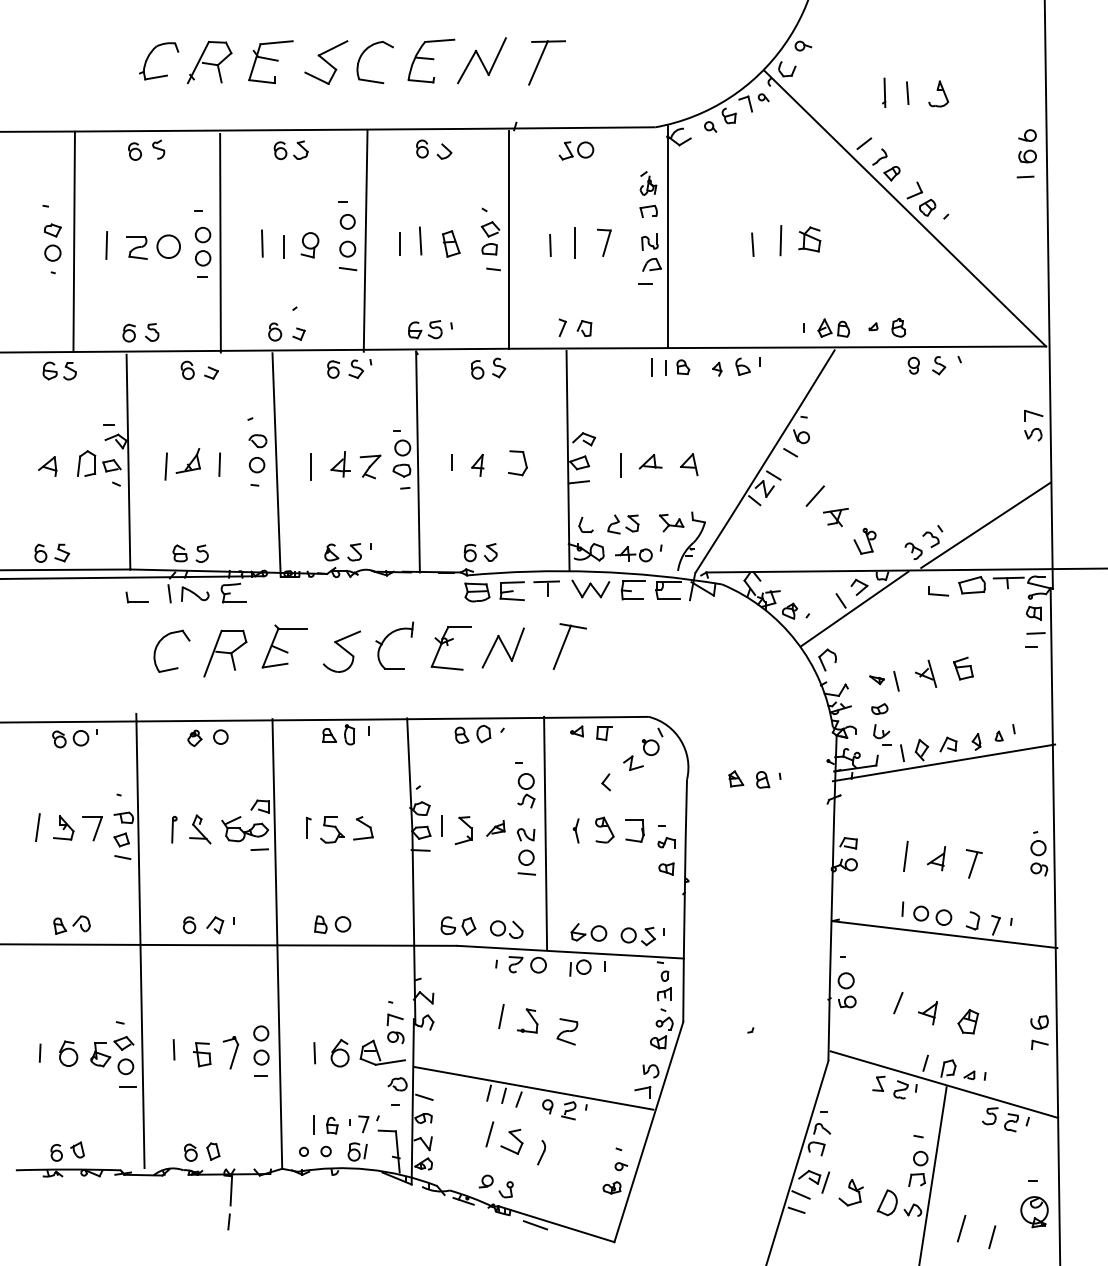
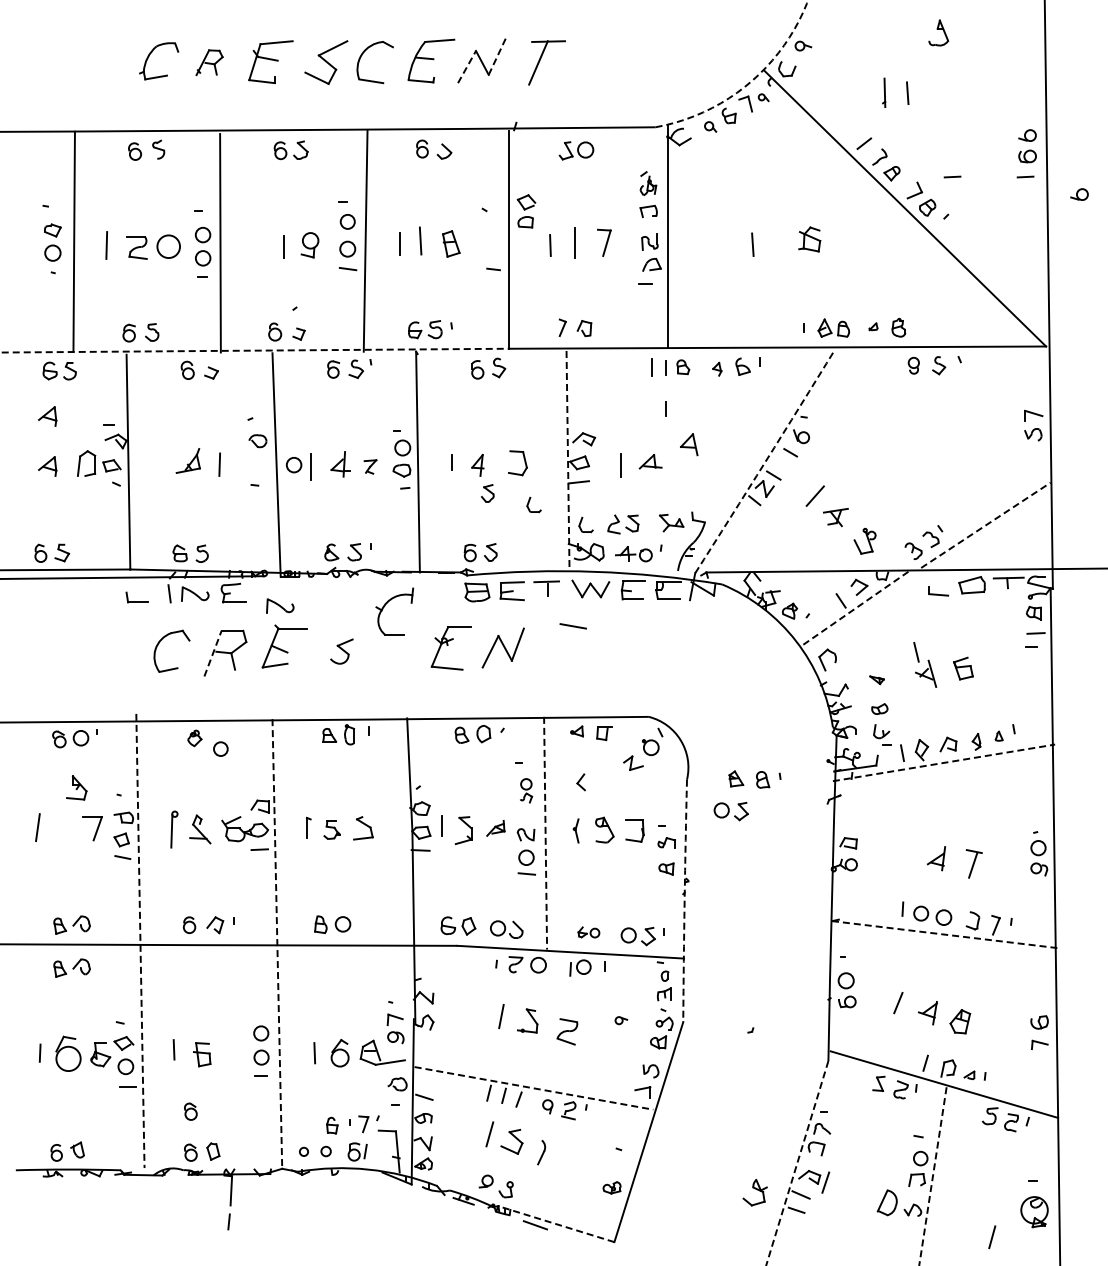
line: solid -> dashed (497, 56)
part size: 47x44 px -> 29x28 px (209, 62)
line: solid -> dashed (467, 66)
arc: solid -> dashed (749, 83)
part position: (938, 93) -> (938, 32) (938, 32)
line: none -> present (952, 176)
part: none -> present (1079, 194)
part position: (490, 238) -> (526, 211) (526, 211)
line: present -> none (780, 240)
line: present -> none (262, 243)
line: solid -> dashed (255, 350)
line: none -> present (665, 408)
part: none -> present (47, 416)
line: solid -> dashed (568, 460)
arc: solid -> dashed (765, 461)
part position: (689, 464) -> (689, 444) (689, 444)
circle position: (257, 465) -> (294, 465) (294, 465)
line: present -> none (166, 466)
part size: 23x26 px -> 15x16 px (370, 466)
part: none -> present (487, 493)
part: none -> present (533, 504)
line: solid -> dashed (985, 525)
part: none -> present (280, 605)
line: solid -> dashed (854, 609)
part position: (385, 640) -> (385, 606) (385, 606)
line: present -> none (562, 647)
part size: 39x43 px -> 24x27 px (341, 651)
line: solid -> dashed (213, 653)
line position: (896, 681) -> (916, 652) (916, 652)
circle position: (220, 736) -> (220, 748) (220, 748)
line: solid -> dashed (944, 762)
part position: (605, 782) -> (580, 782) (580, 782)
part size: 19x36 px -> 14x26 px (526, 790)
part: none -> present (730, 811)
part position: (63, 827) -> (76, 787) (76, 787)
part size: 7x28 px -> 9x39 px (174, 829)
part size: 25x28 px -> 18x20 px (331, 829)
line: solid -> dashed (545, 833)
line: present -> none (905, 856)
arc: solid -> dashed (684, 900)
part size: 38x19 px -> 24x13 px (588, 932)
line: solid -> dashed (944, 934)
line: solid -> dashed (140, 941)
line: solid -> dashed (277, 943)
part: none -> present (71, 967)
part position: (968, 1021) -> (960, 1021) (960, 1021)
part: present -> none (230, 1052)
part size: 20x27 px -> 27x37 px (68, 1053)
line: solid -> dashed (534, 1088)
part: none -> present (190, 1111)
line: present -> none (313, 1124)
line: solid -> dashed (797, 1163)
part position: (621, 1166) -> (621, 1020) (621, 1020)
line: solid -> dashed (932, 1176)
part position: (850, 1192) -> (754, 1192) (754, 1192)
line: solid -> dashed (556, 1224)
line: present -> none (961, 1228)
